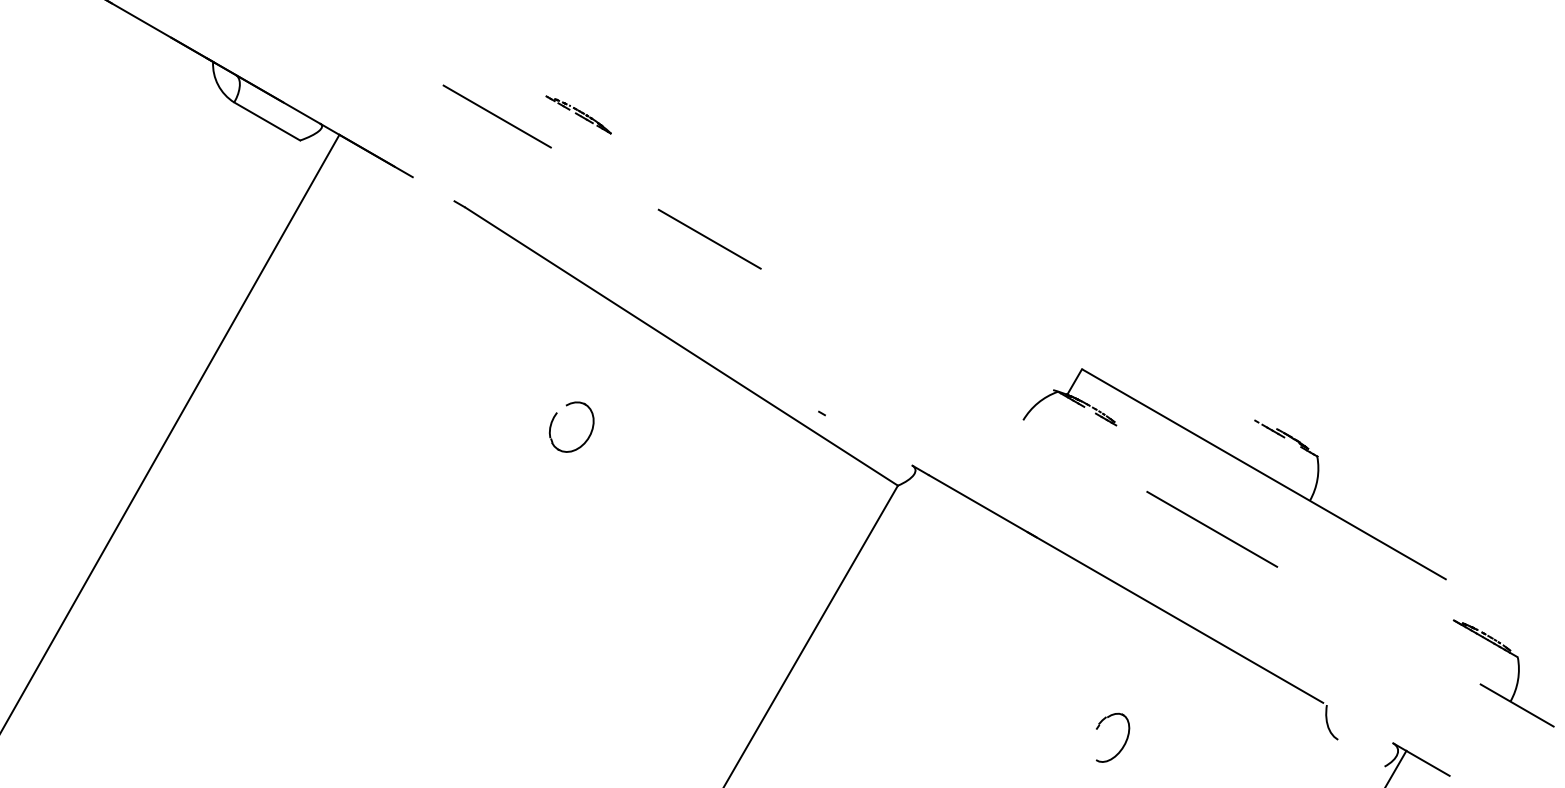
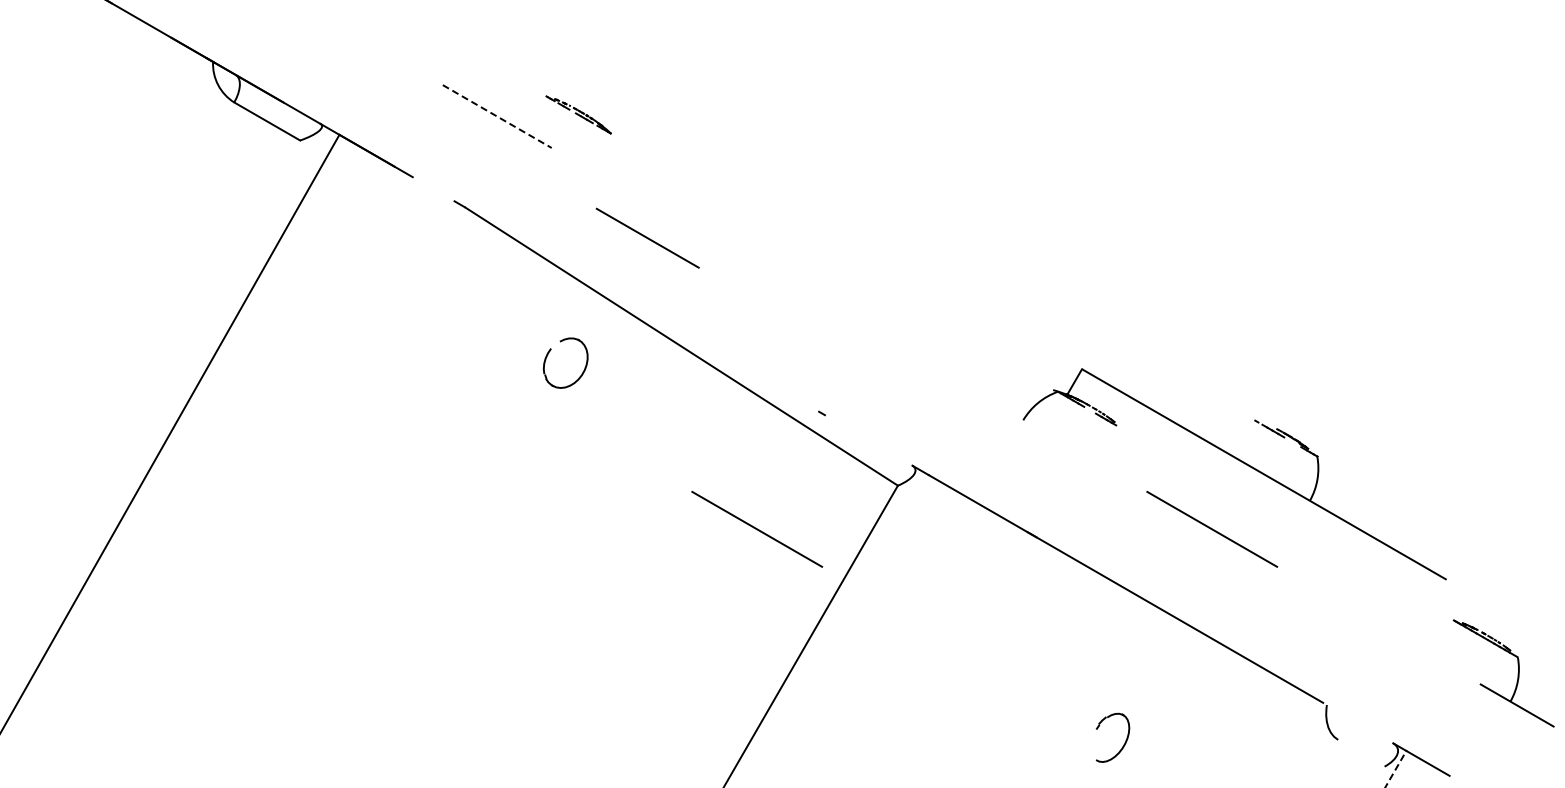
line: solid -> dashed (497, 116)
line position: (709, 238) -> (647, 237) (647, 237)
part position: (556, 415) -> (550, 351) (550, 351)
line: none -> present (757, 528)
line: solid -> dashed (1395, 769)
